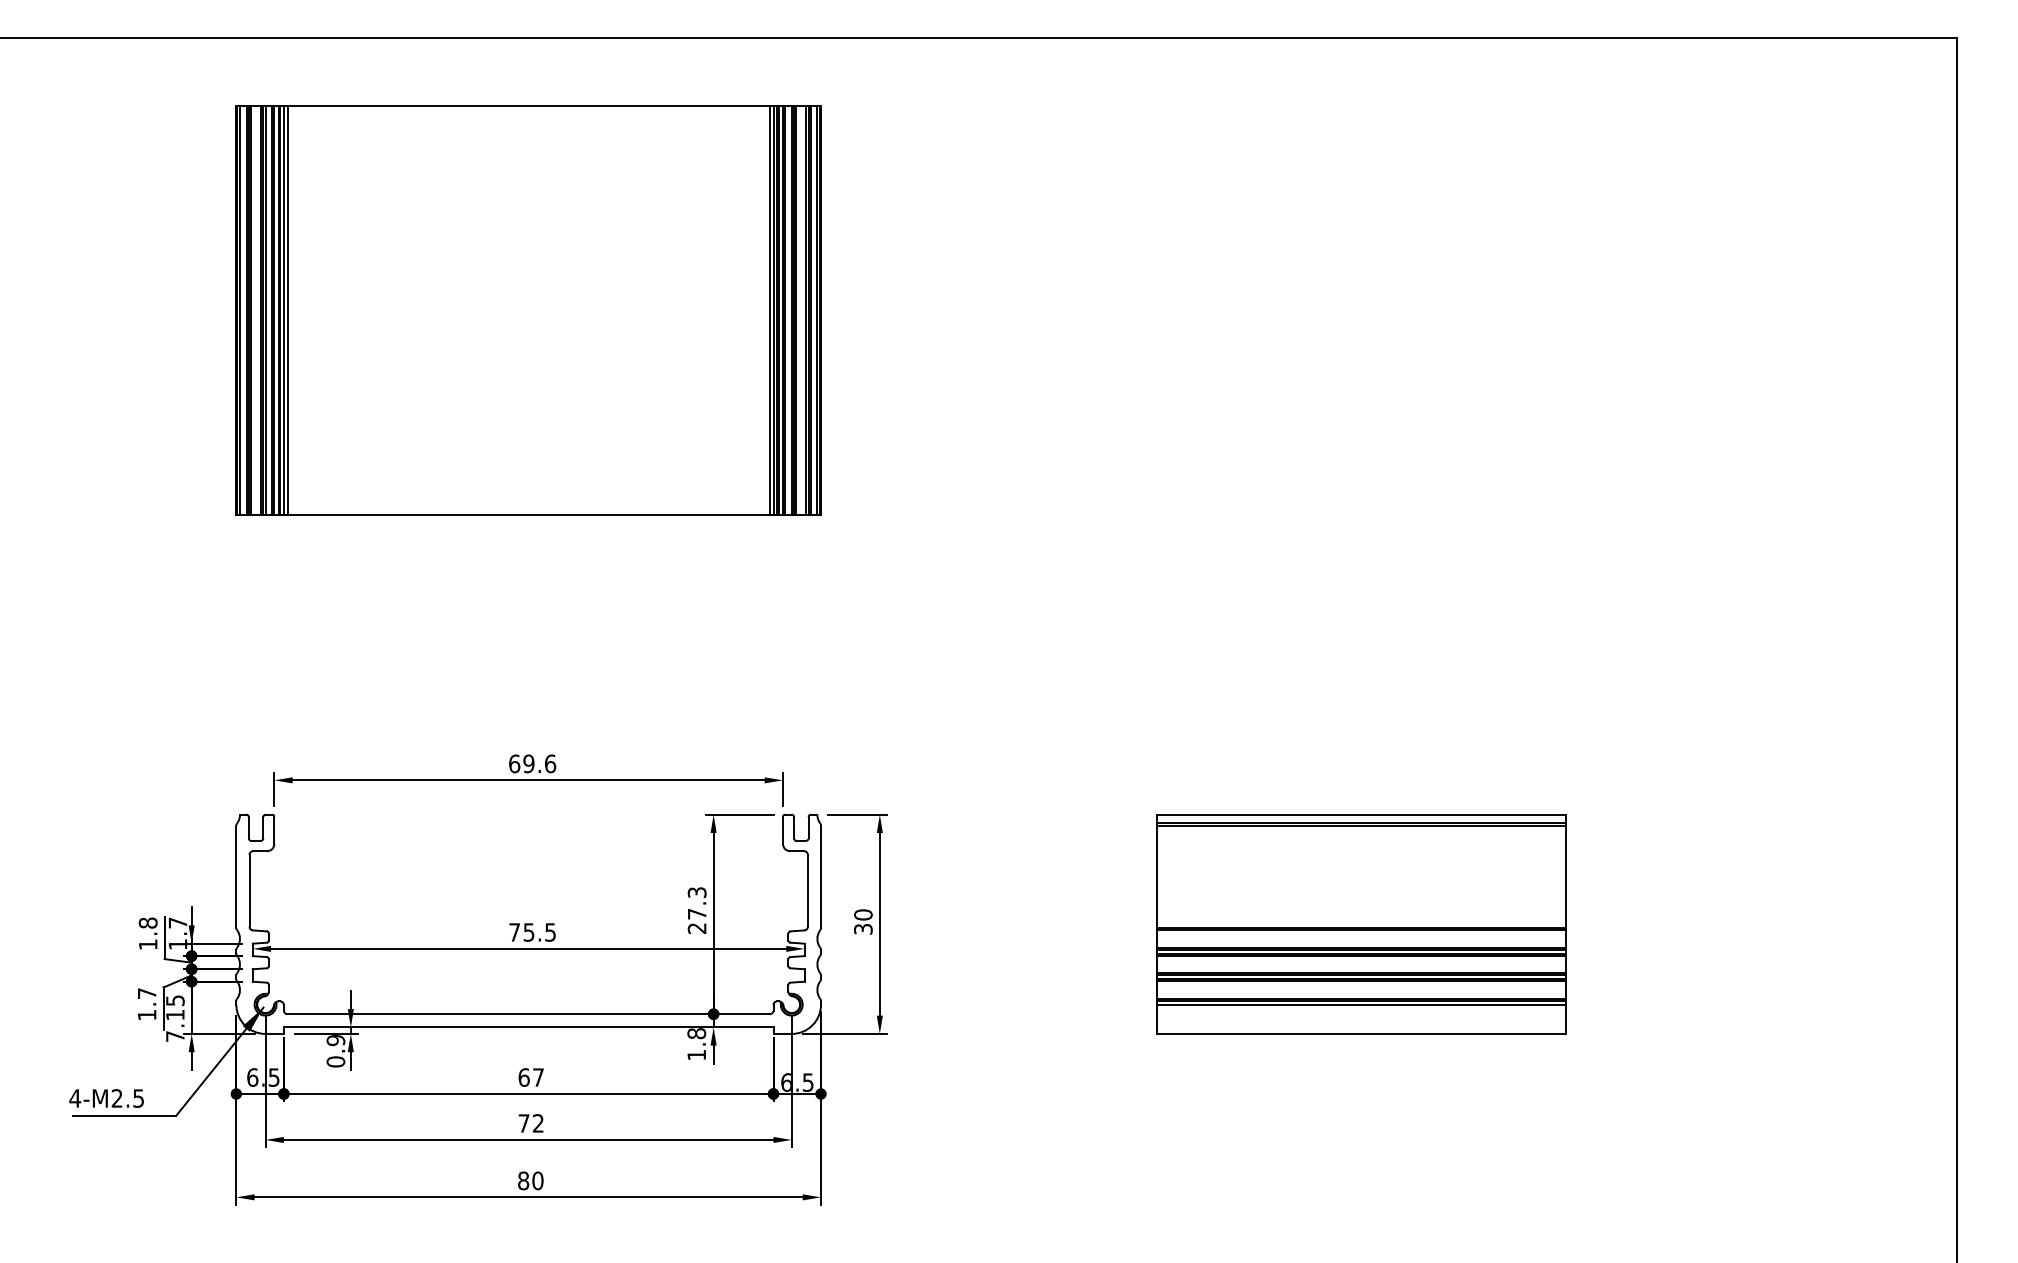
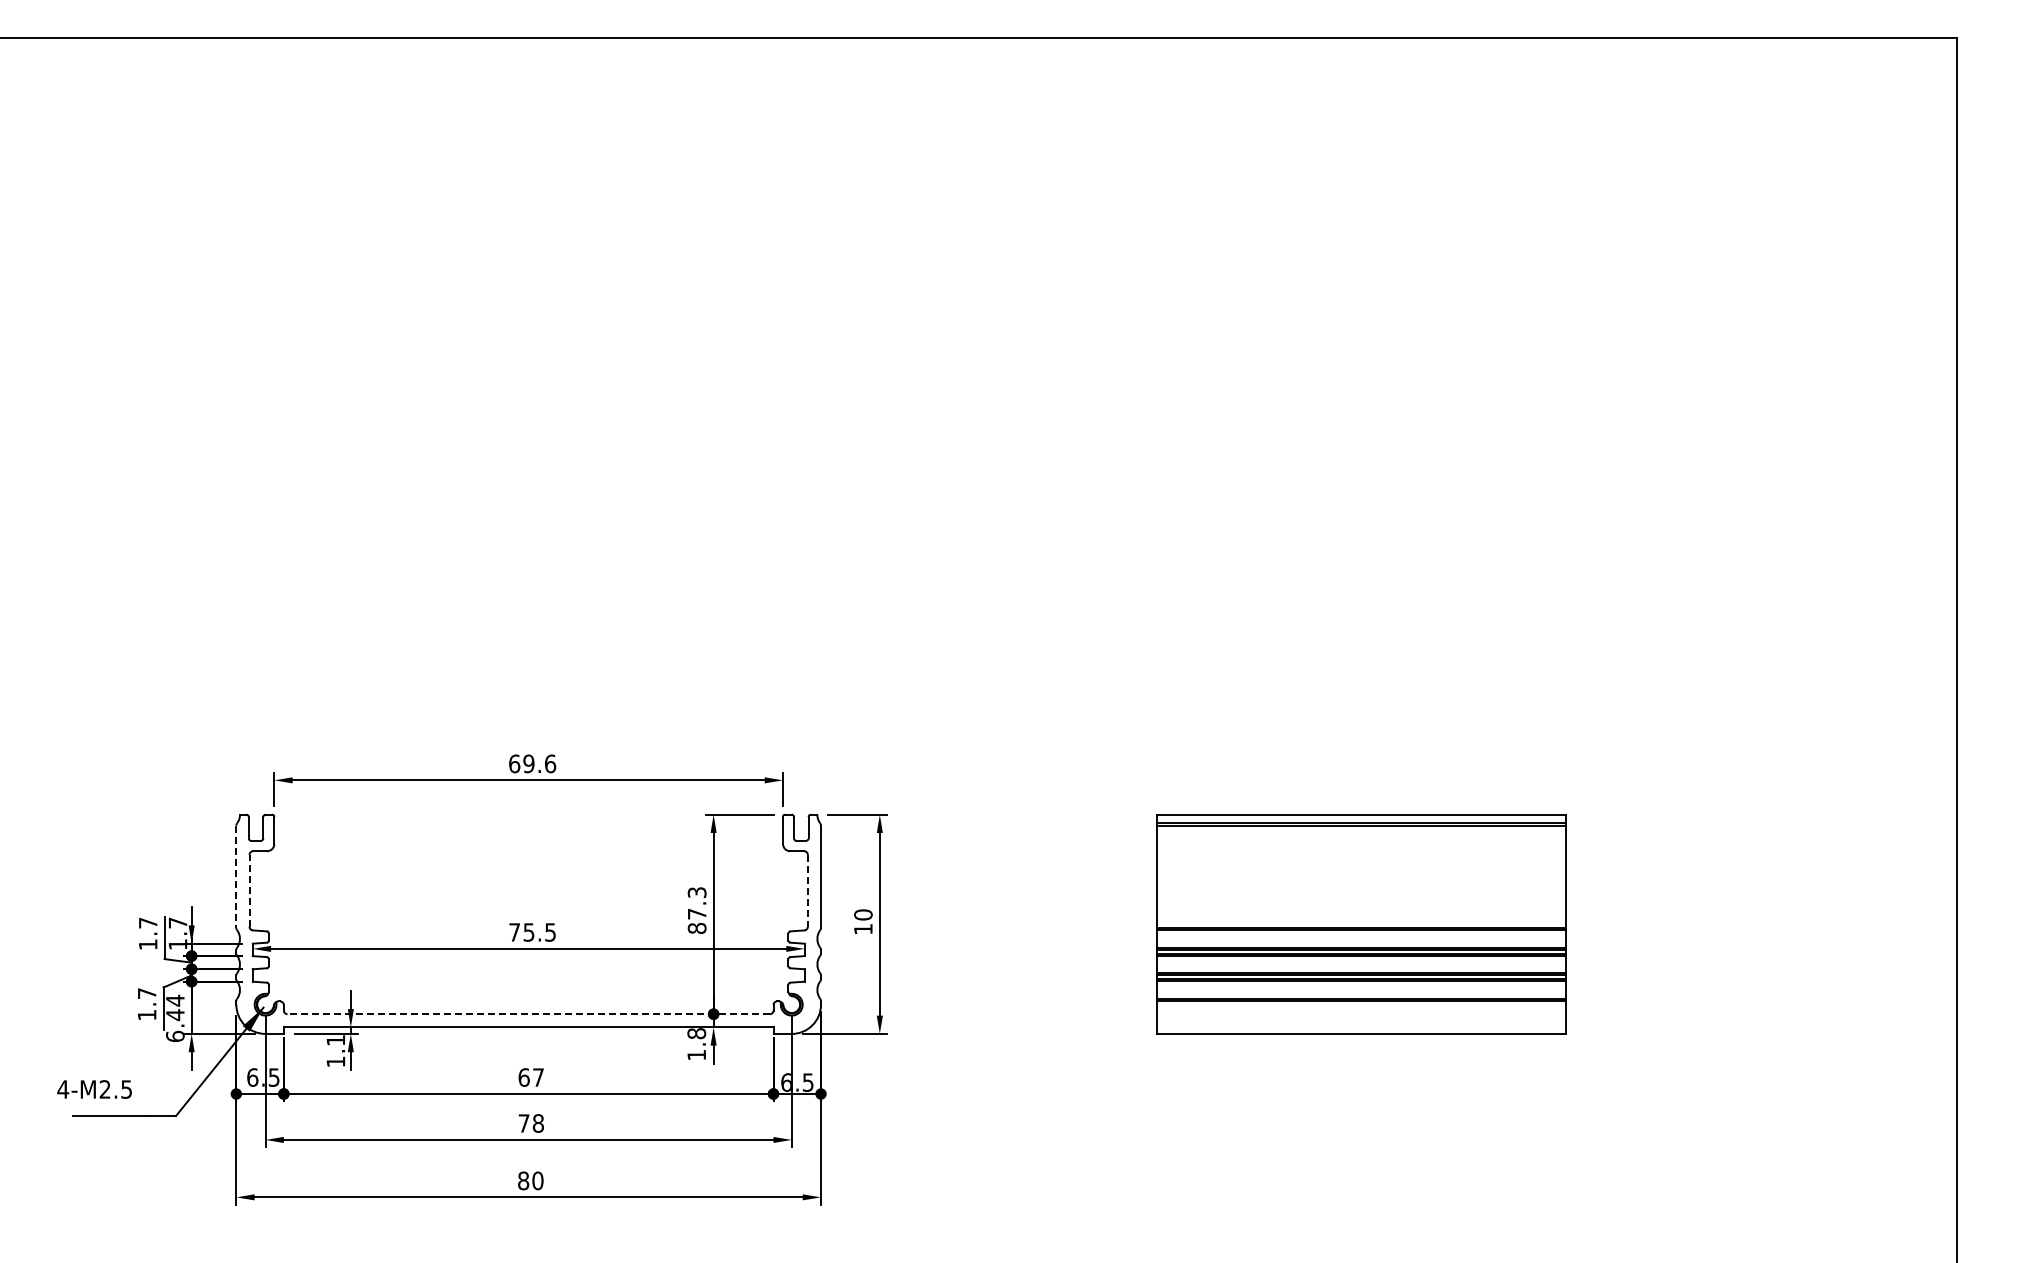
part: present -> none (528, 310)
line: solid -> dashed (236, 877)
line: solid -> dashed (249, 890)
line: solid -> dashed (807, 890)
text: 1.8 -> 1.7 (147, 922)
text: 27.3 -> 87.3 (696, 928)
text: 30 -> 10 (863, 929)
line: present -> none (1360, 1004)
line: solid -> dashed (528, 1014)
text: 7.15 -> 6.44 (175, 1018)
text: 0.9 -> 1.1 (335, 1051)
text position: (106, 1098) -> (94, 1089) (94, 1089)
text: 72 -> 78 (537, 1123)
